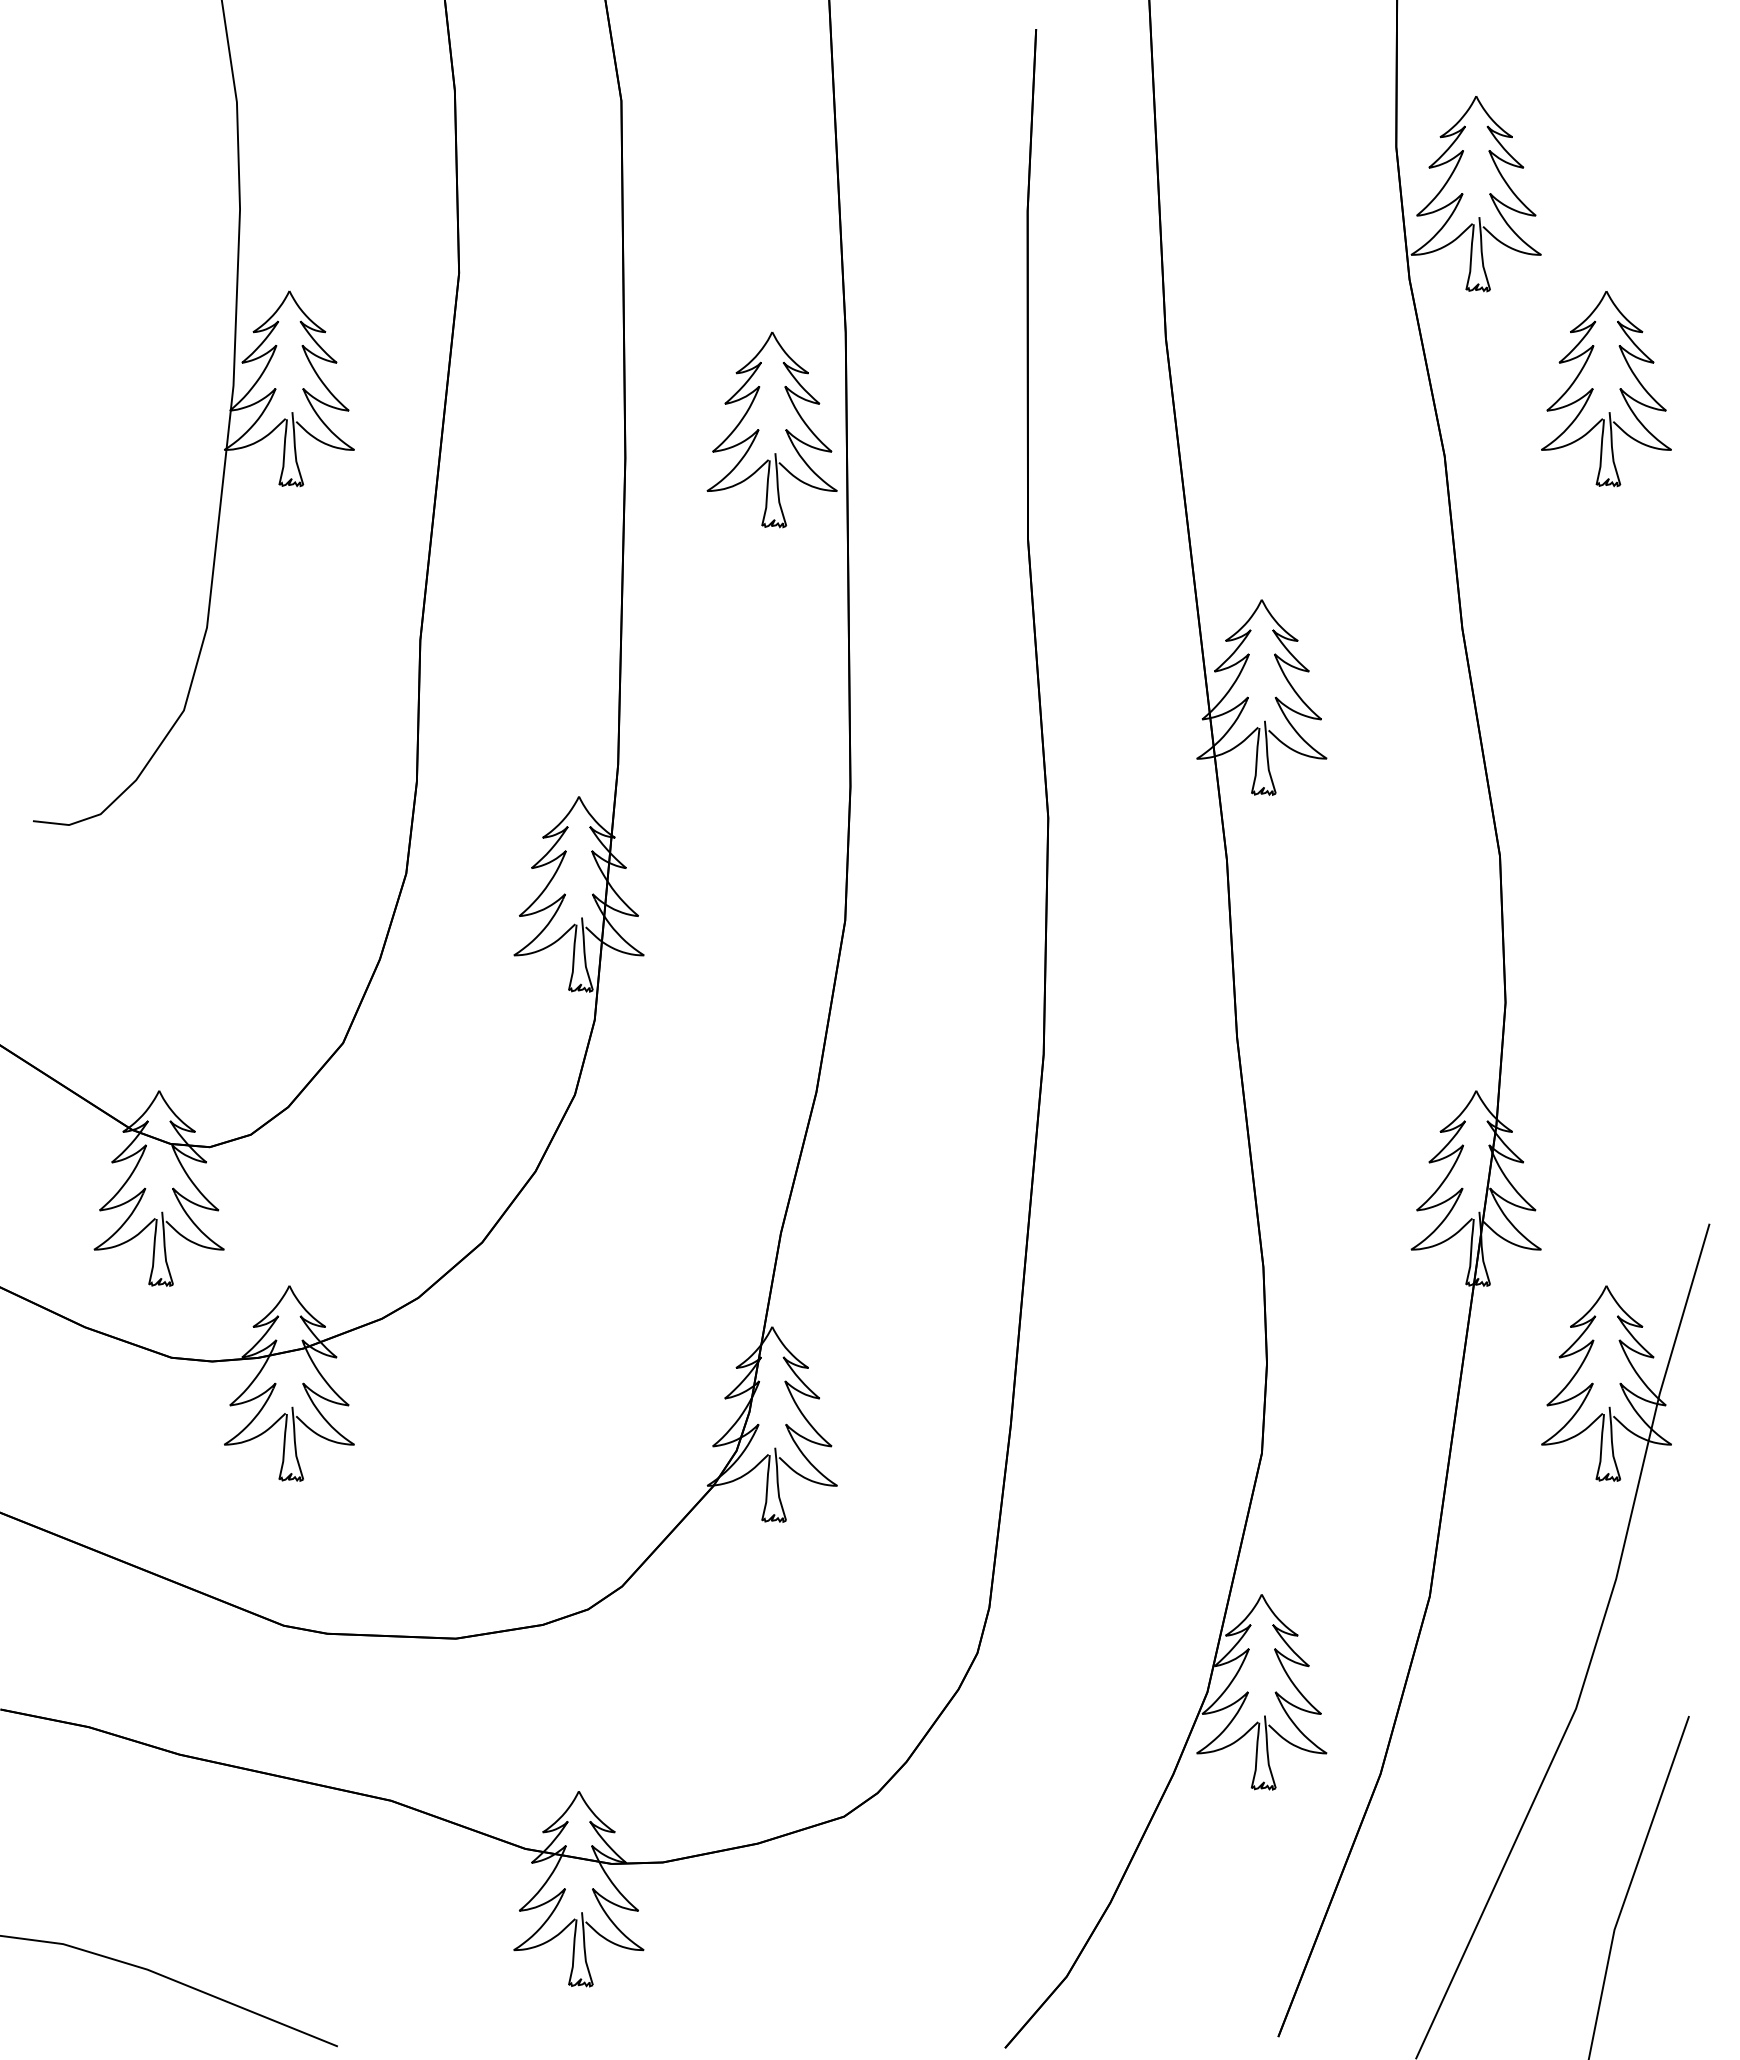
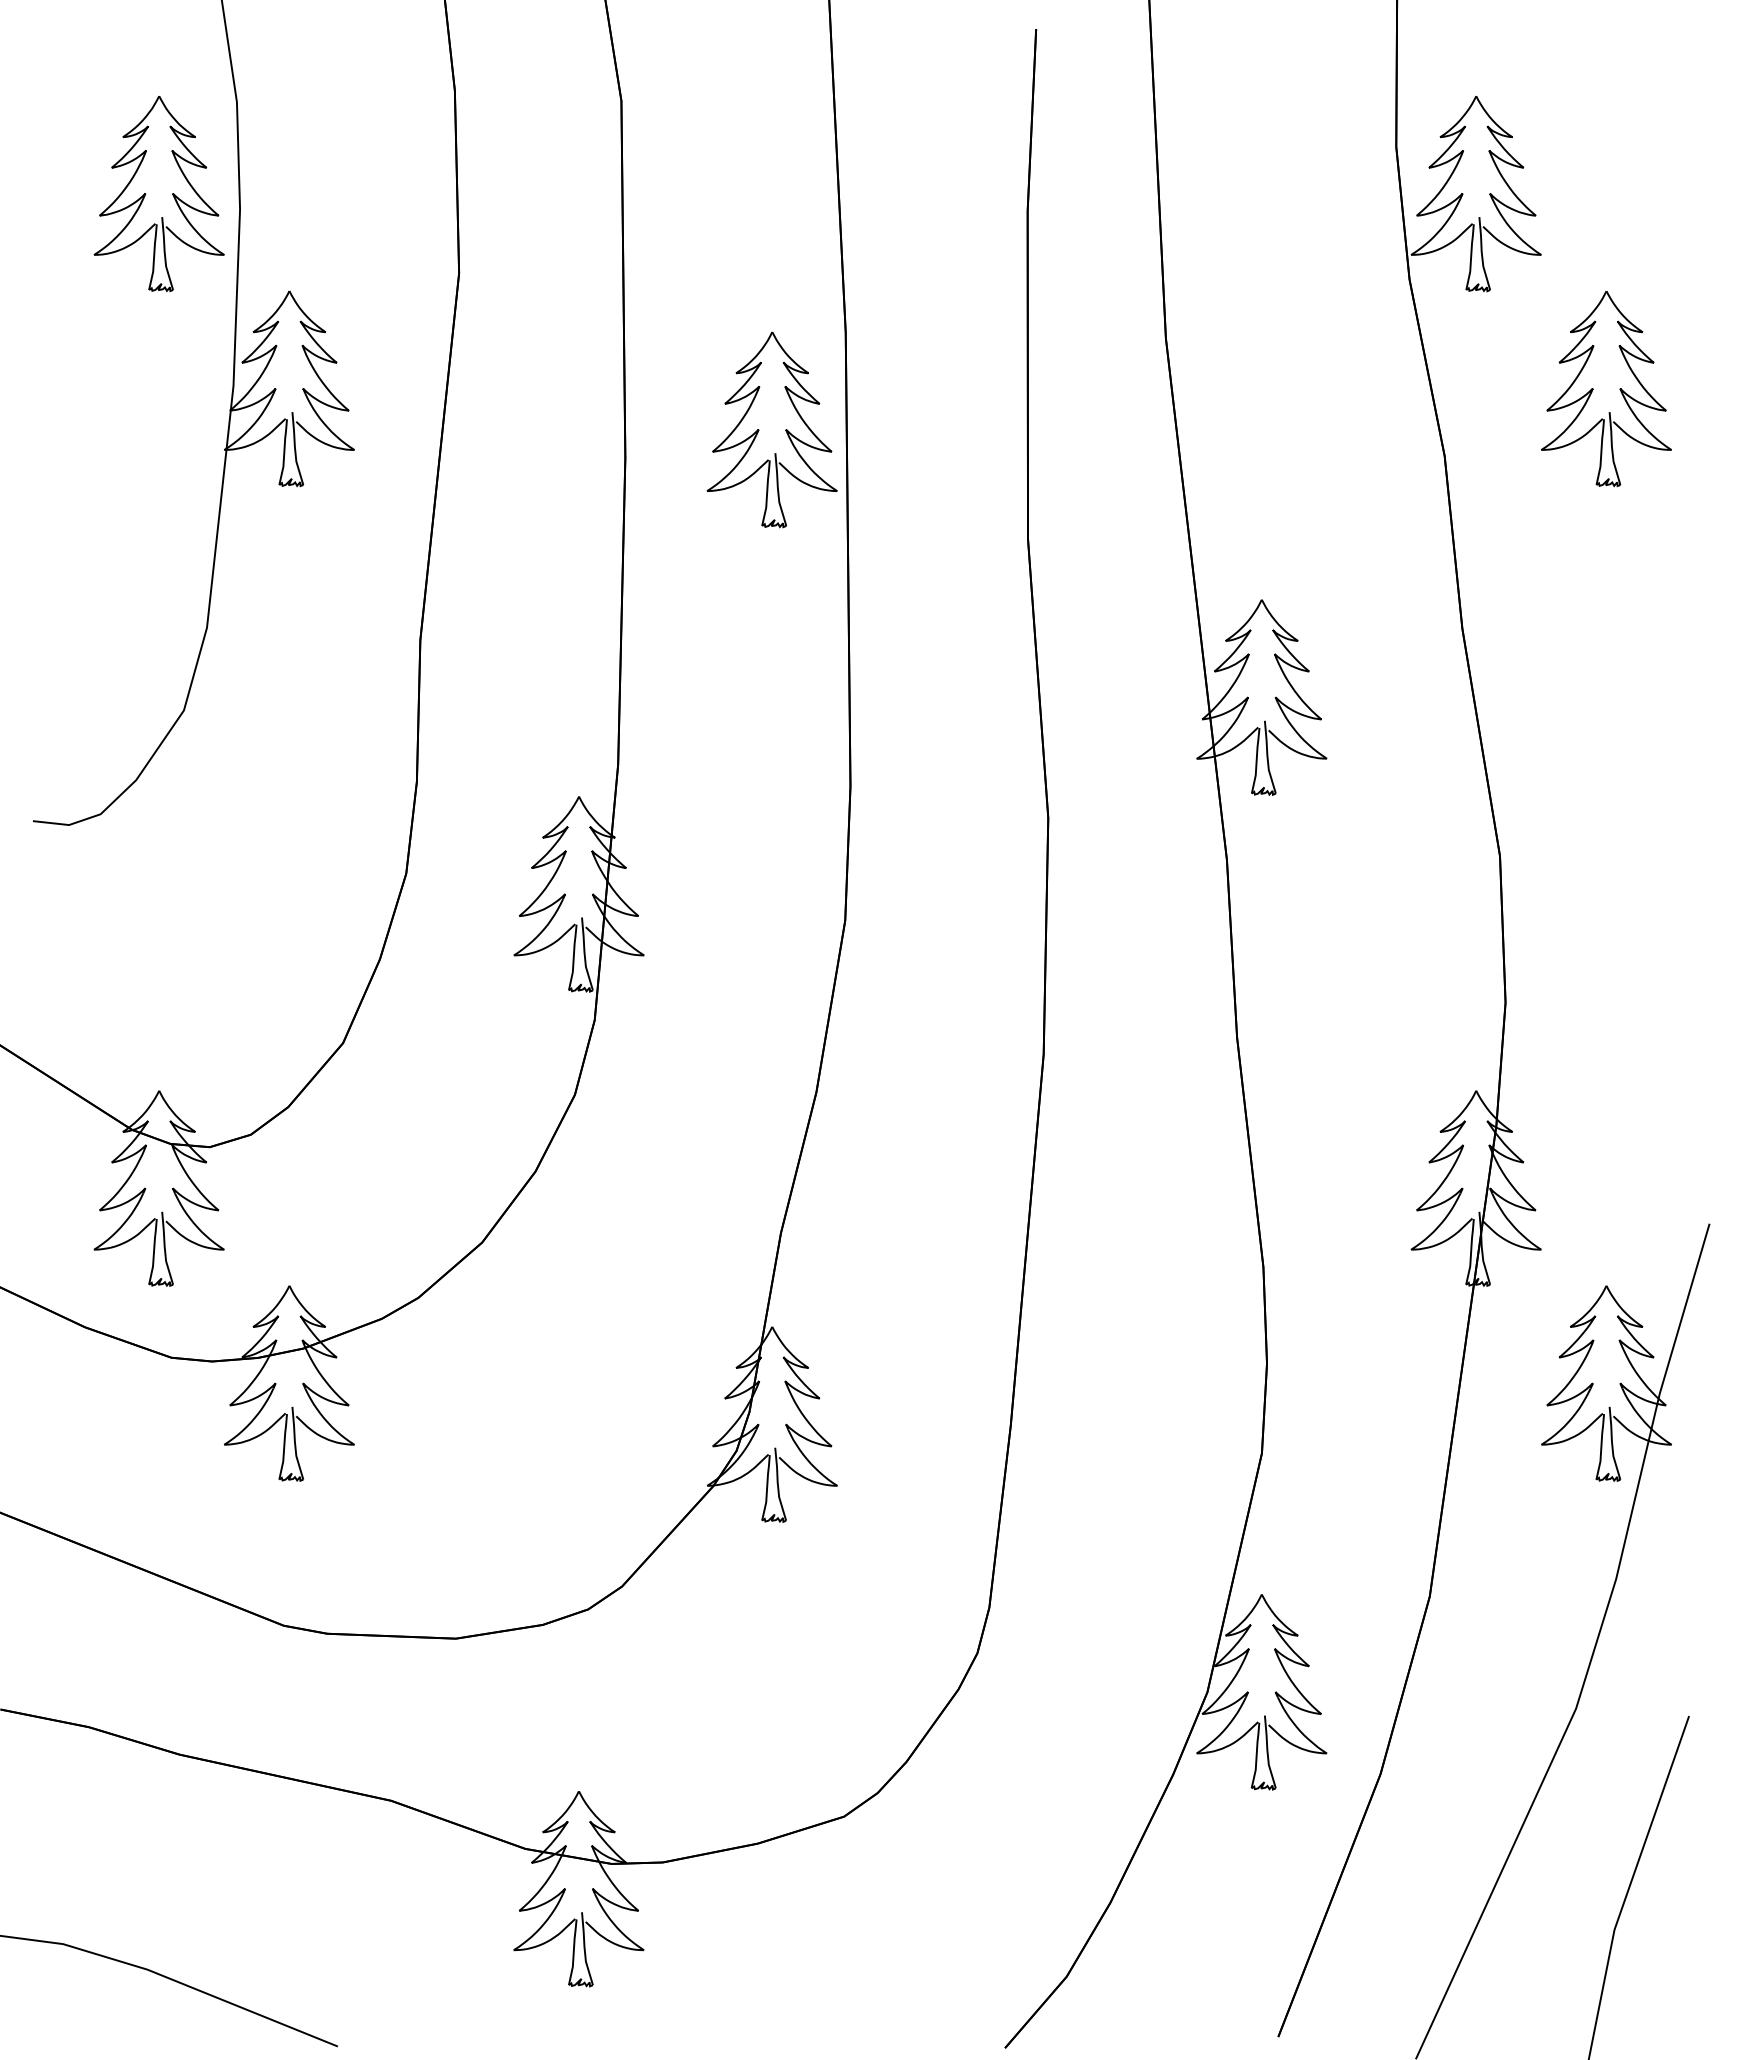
part: none -> present (158, 194)
